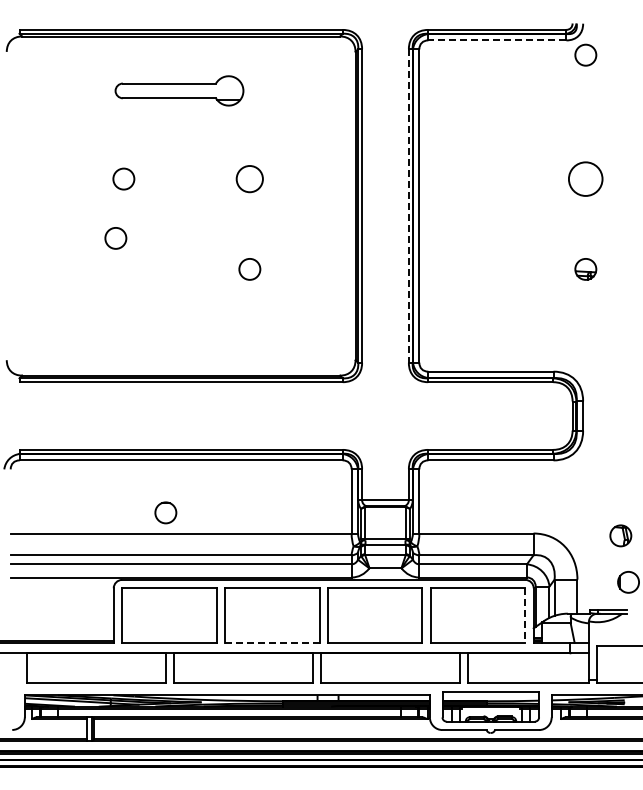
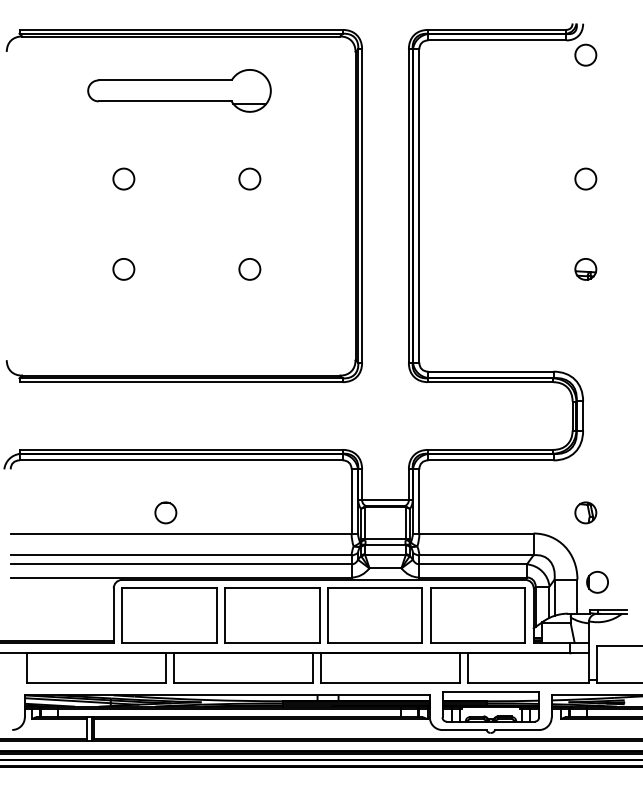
line: dashed -> solid (496, 40)
part size: 131x32 px -> 185x44 px (179, 90)
circle size: 36x36 px -> 24x24 px (585, 178)
circle size: 29x29 px -> 24x24 px (249, 178)
line: dashed -> solid (408, 206)
circle position: (115, 238) -> (123, 269) (123, 269)
part position: (620, 535) -> (585, 512) (585, 512)
circle position: (628, 582) -> (597, 582) (597, 582)
line: dashed -> solid (525, 616)
line: dashed -> solid (272, 642)
